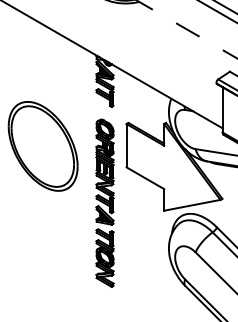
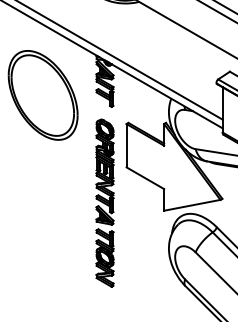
line: dashed -> solid (187, 29)
line: none -> present (120, 60)
part position: (42, 146) -> (42, 95) (42, 95)
